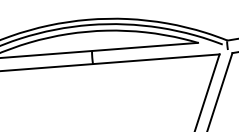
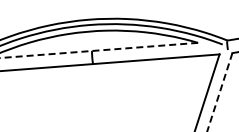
line: solid -> dashed (98, 50)
line: solid -> dashed (219, 92)
